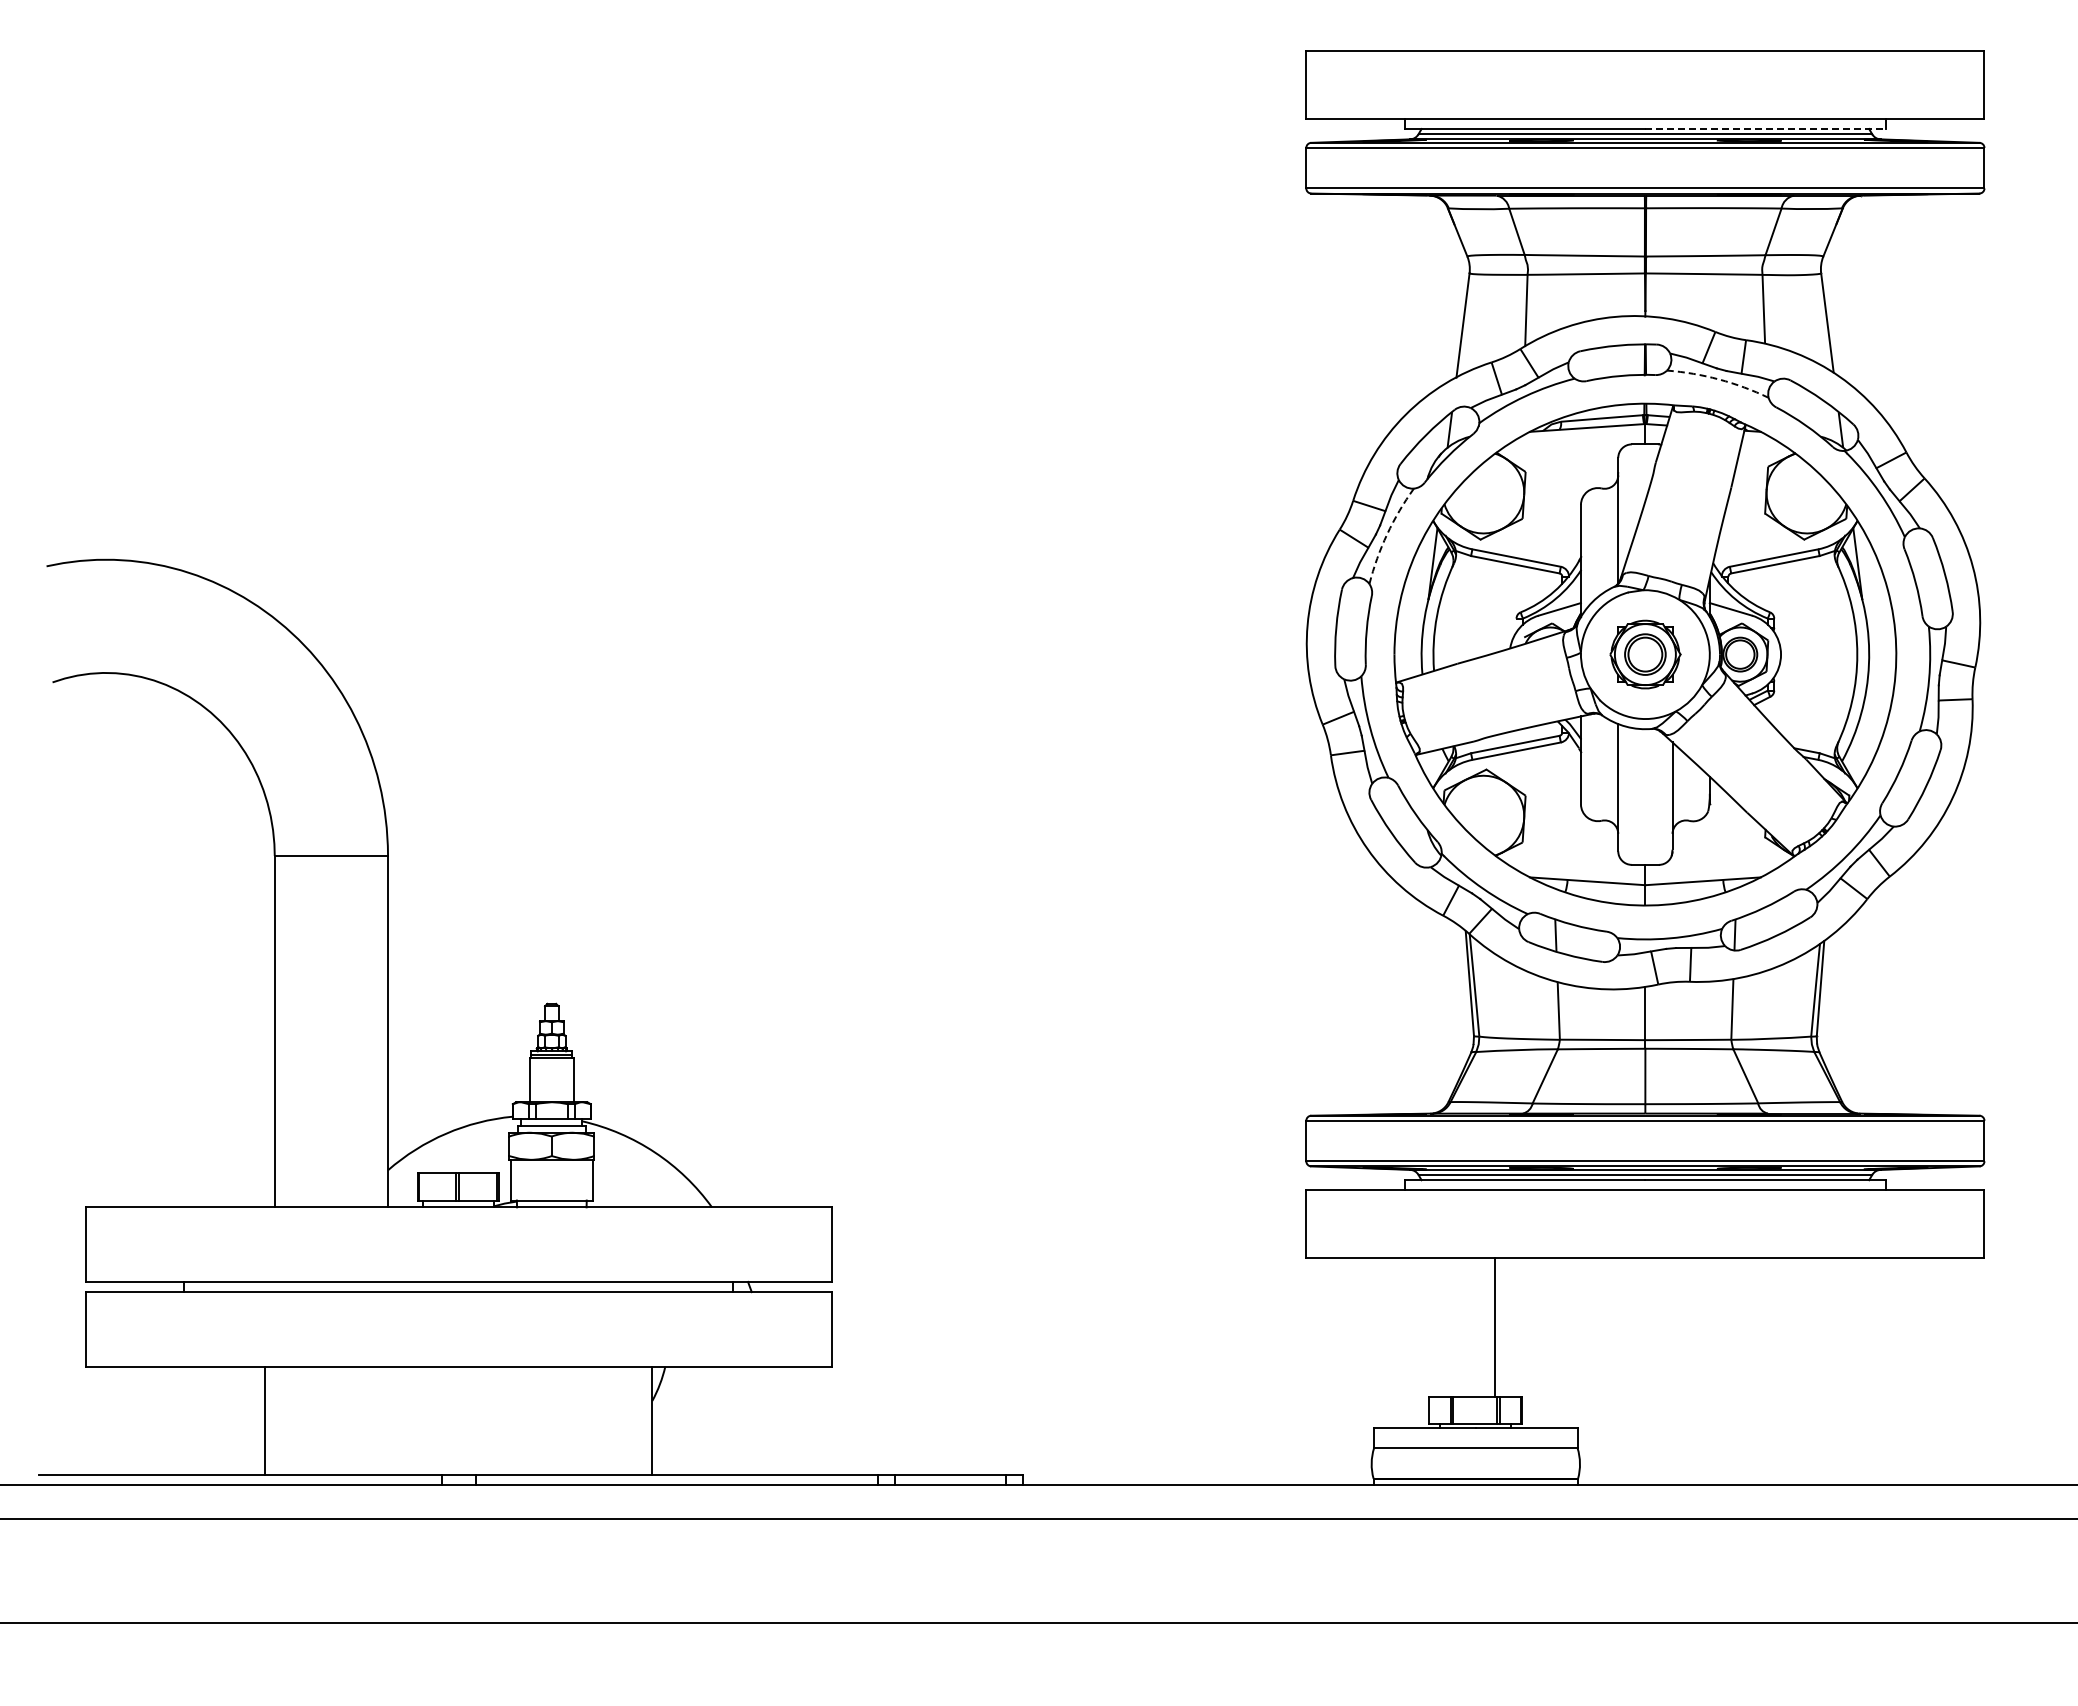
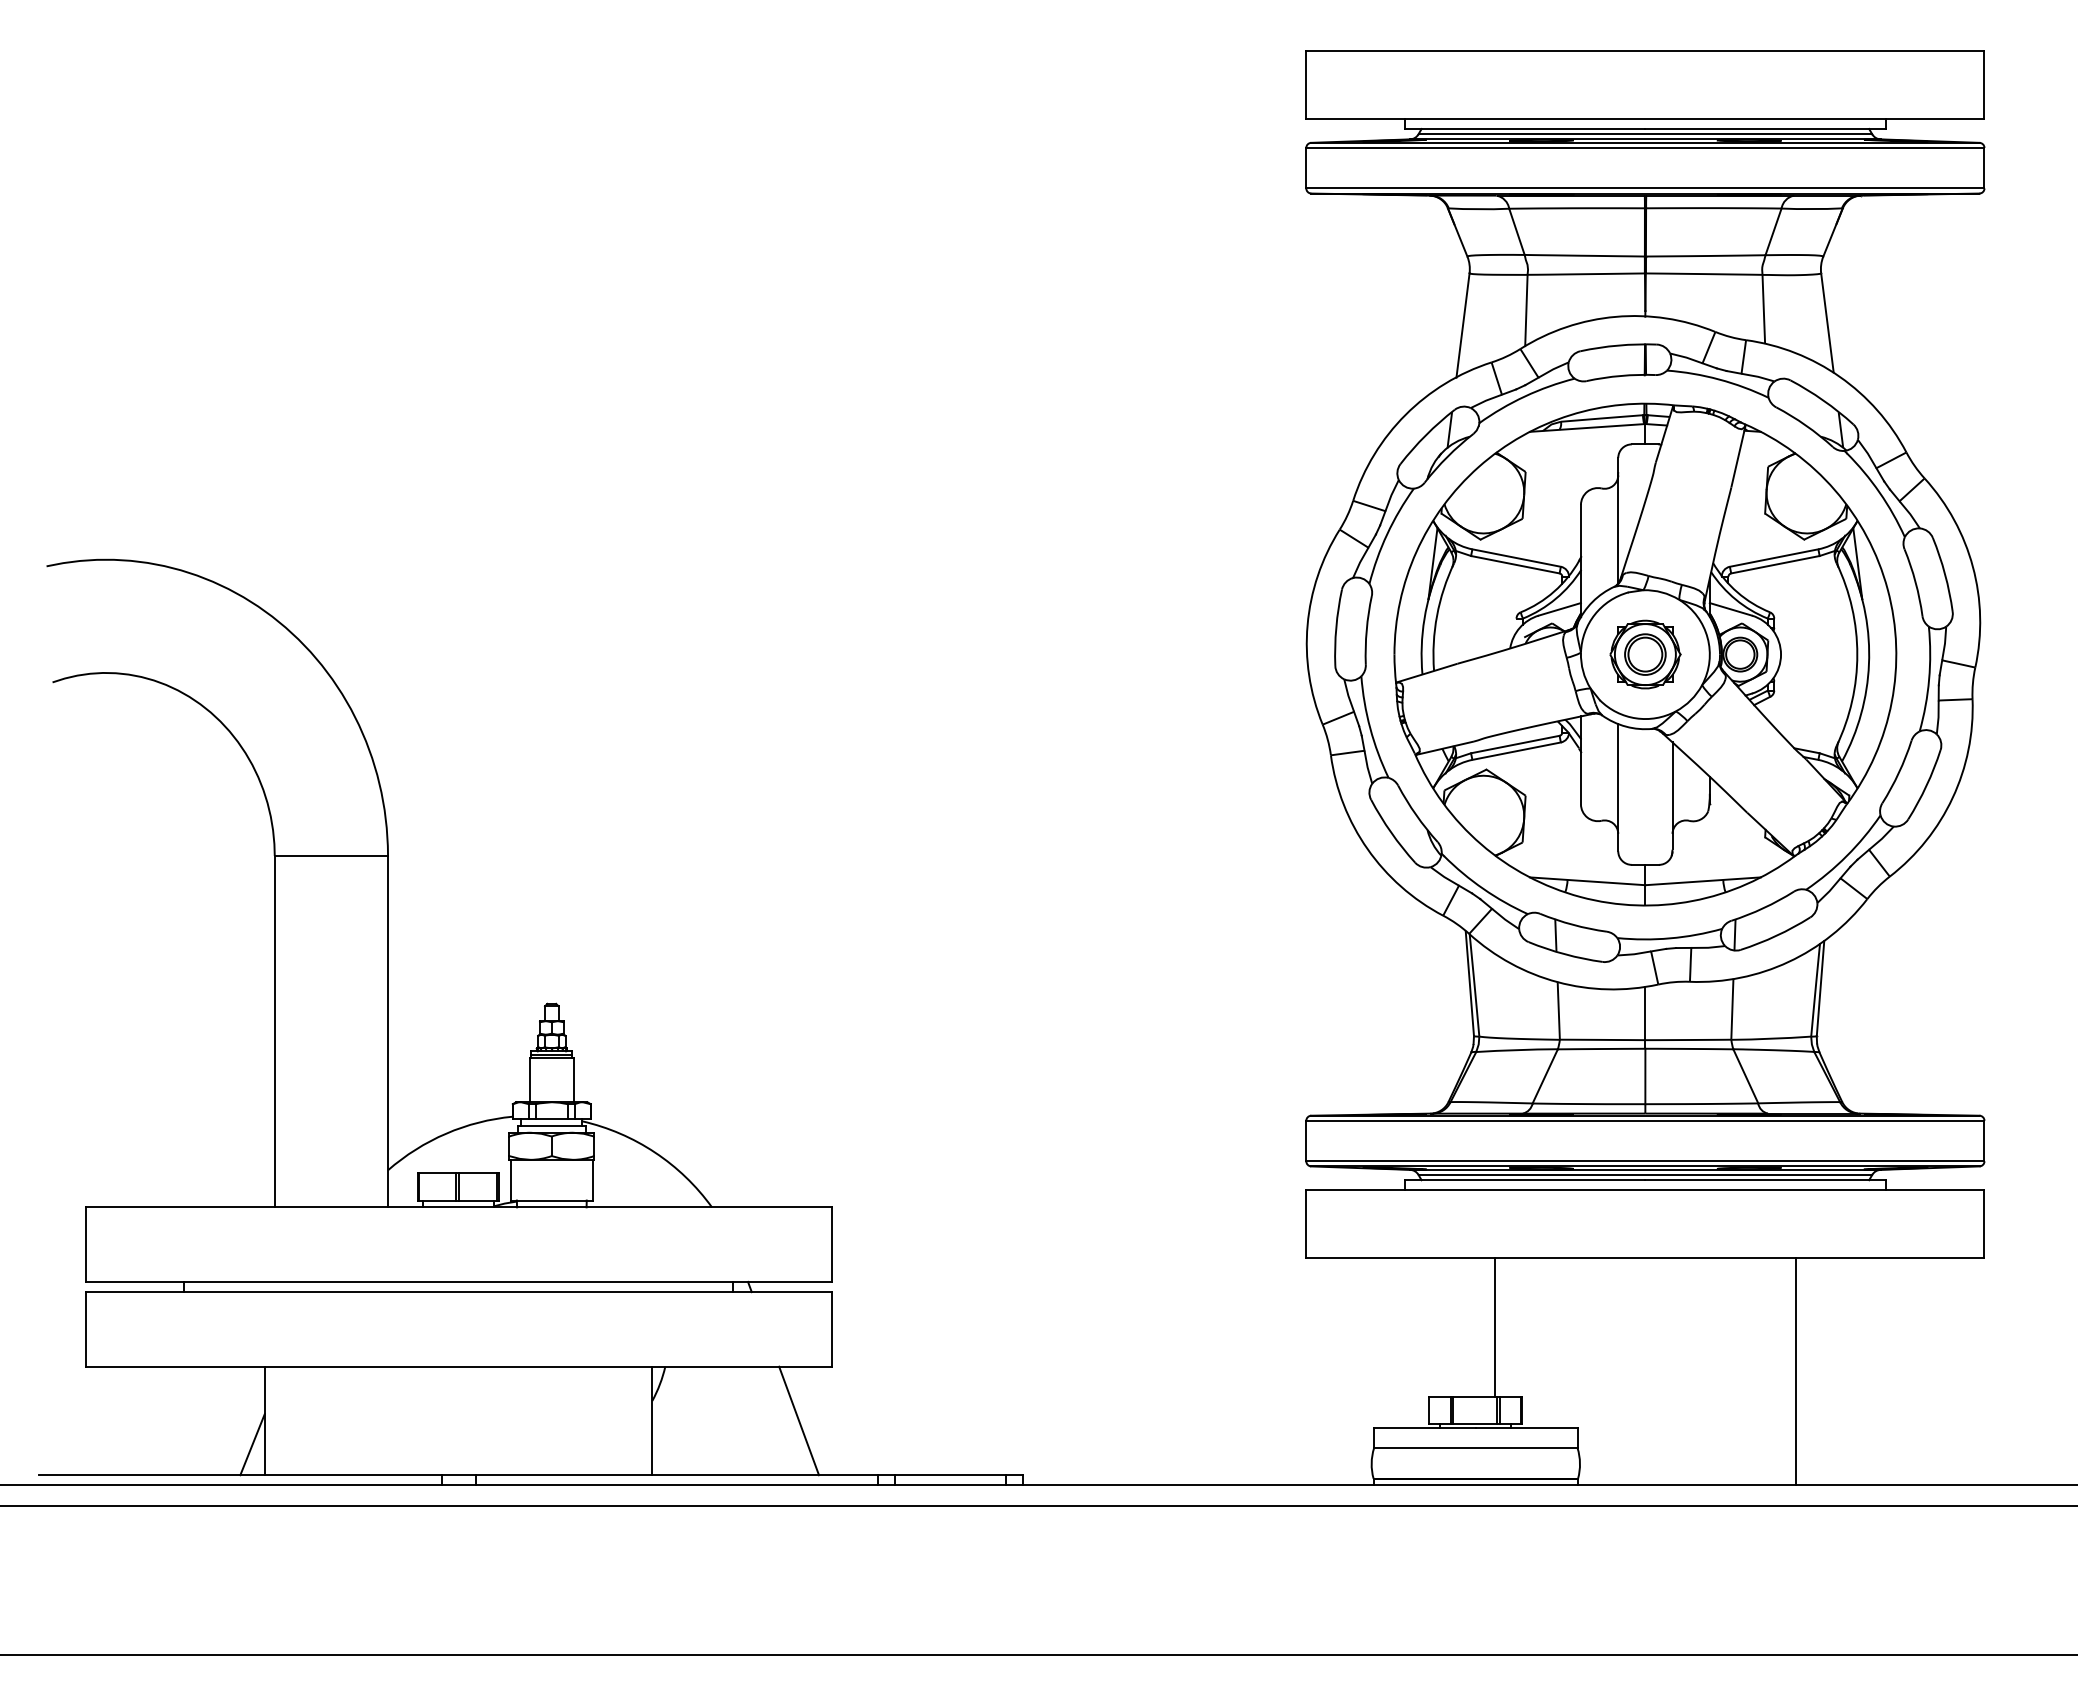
line: dashed -> solid (1766, 129)
arc: dashed -> solid (1719, 379)
arc: dashed -> solid (1387, 534)
line: none -> present (1796, 1371)
line: none -> present (799, 1420)
line: none -> present (252, 1444)
line position: (1038, 1518) -> (1038, 1505) (1038, 1505)
line position: (1038, 1622) -> (1038, 1654) (1038, 1654)
